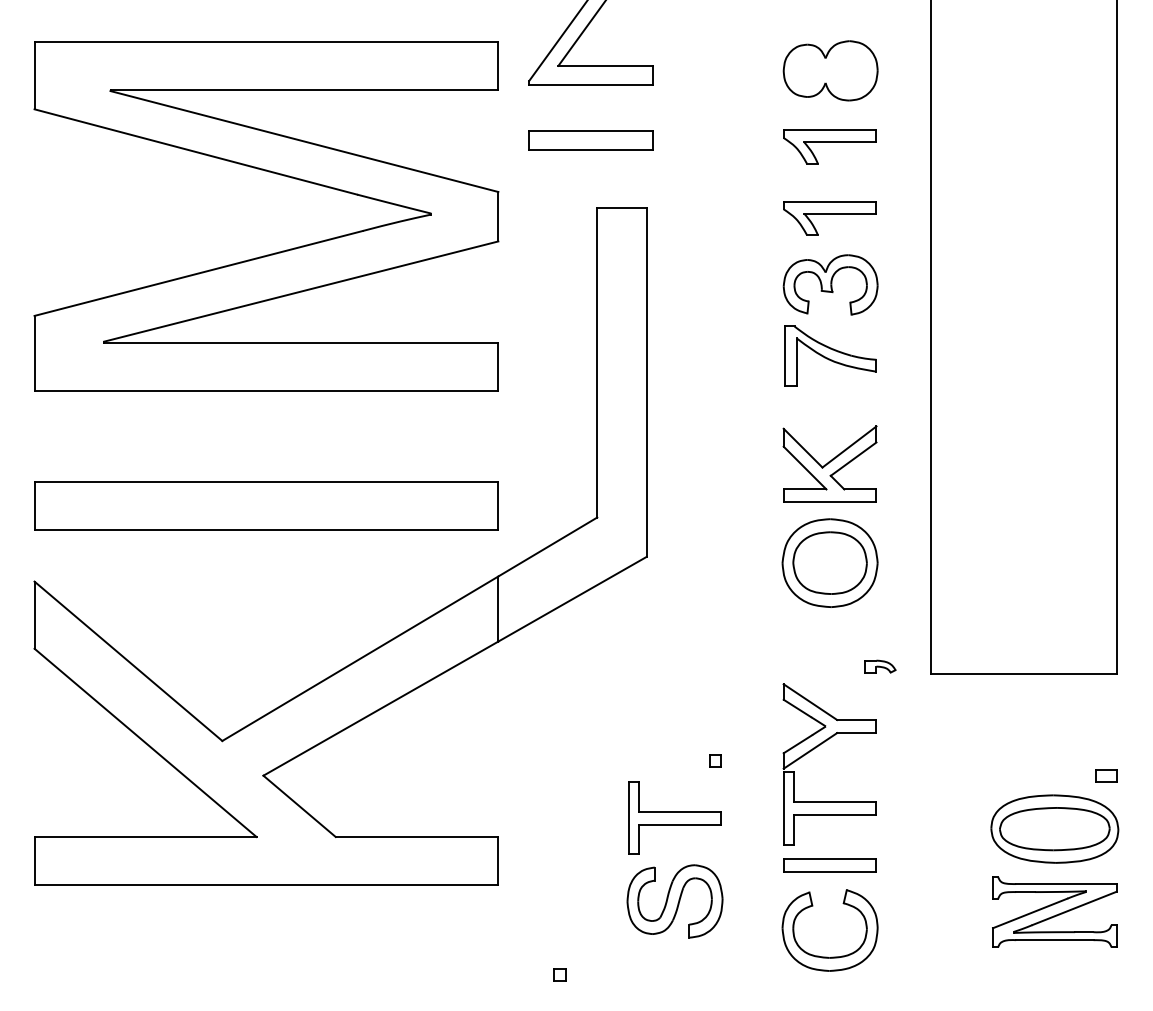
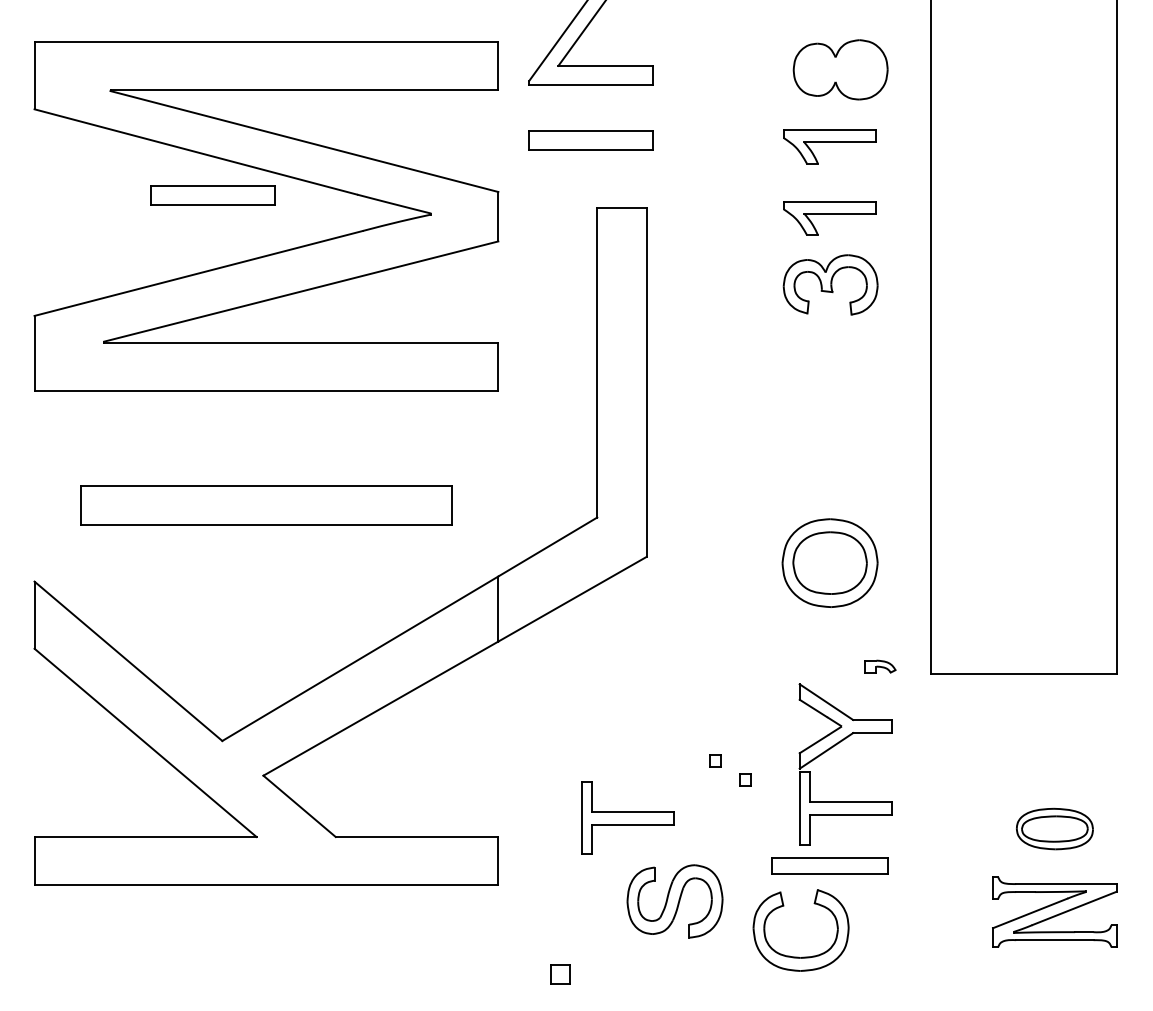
part position: (830, 70) -> (840, 69) (840, 69)
part: none -> present (212, 195)
part: present -> none (830, 355)
part: present -> none (829, 463)
part size: 465x50 px -> 373x41 px (266, 505)
part position: (817, 747) -> (833, 747) (833, 747)
part: present -> none (1106, 775)
part: none -> present (745, 779)
part position: (674, 817) -> (627, 817) (627, 817)
part size: 130x70 px -> 78x44 px (1054, 828)
part size: 94x15 px -> 118x18 px (829, 865)
part position: (827, 956) -> (798, 956) (798, 956)
part size: 14x14 px -> 21x21 px (560, 974)
